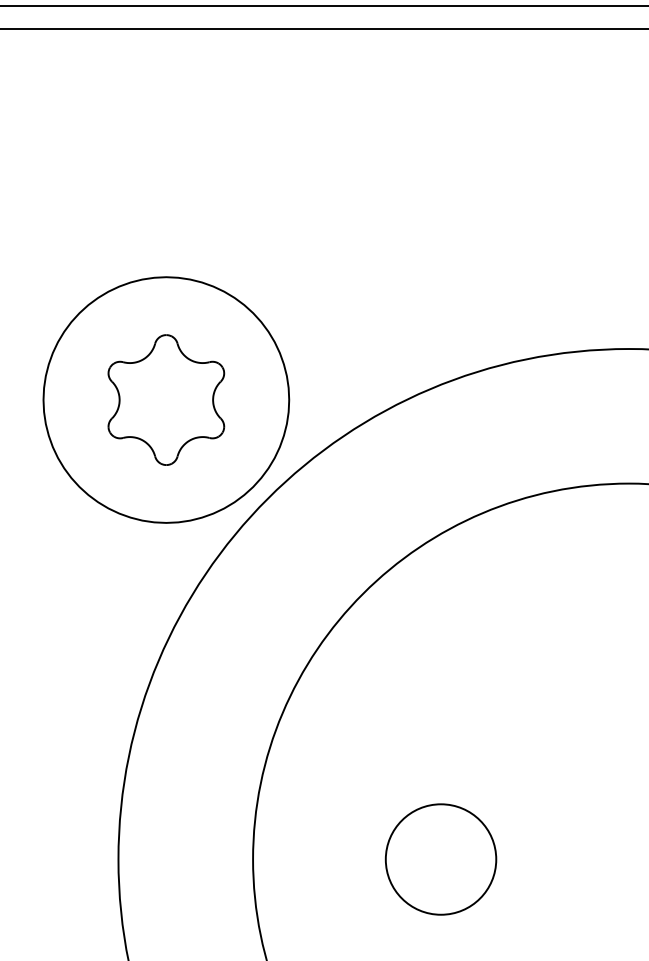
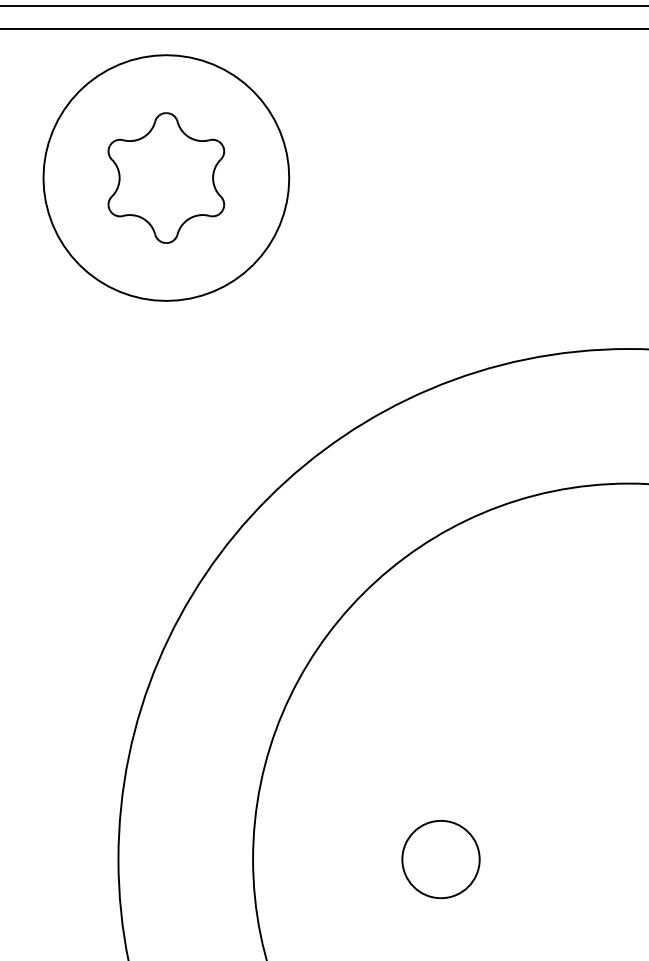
part position: (166, 399) -> (166, 177) (166, 177)
circle diameter: 110 px -> 77 px (440, 859)
